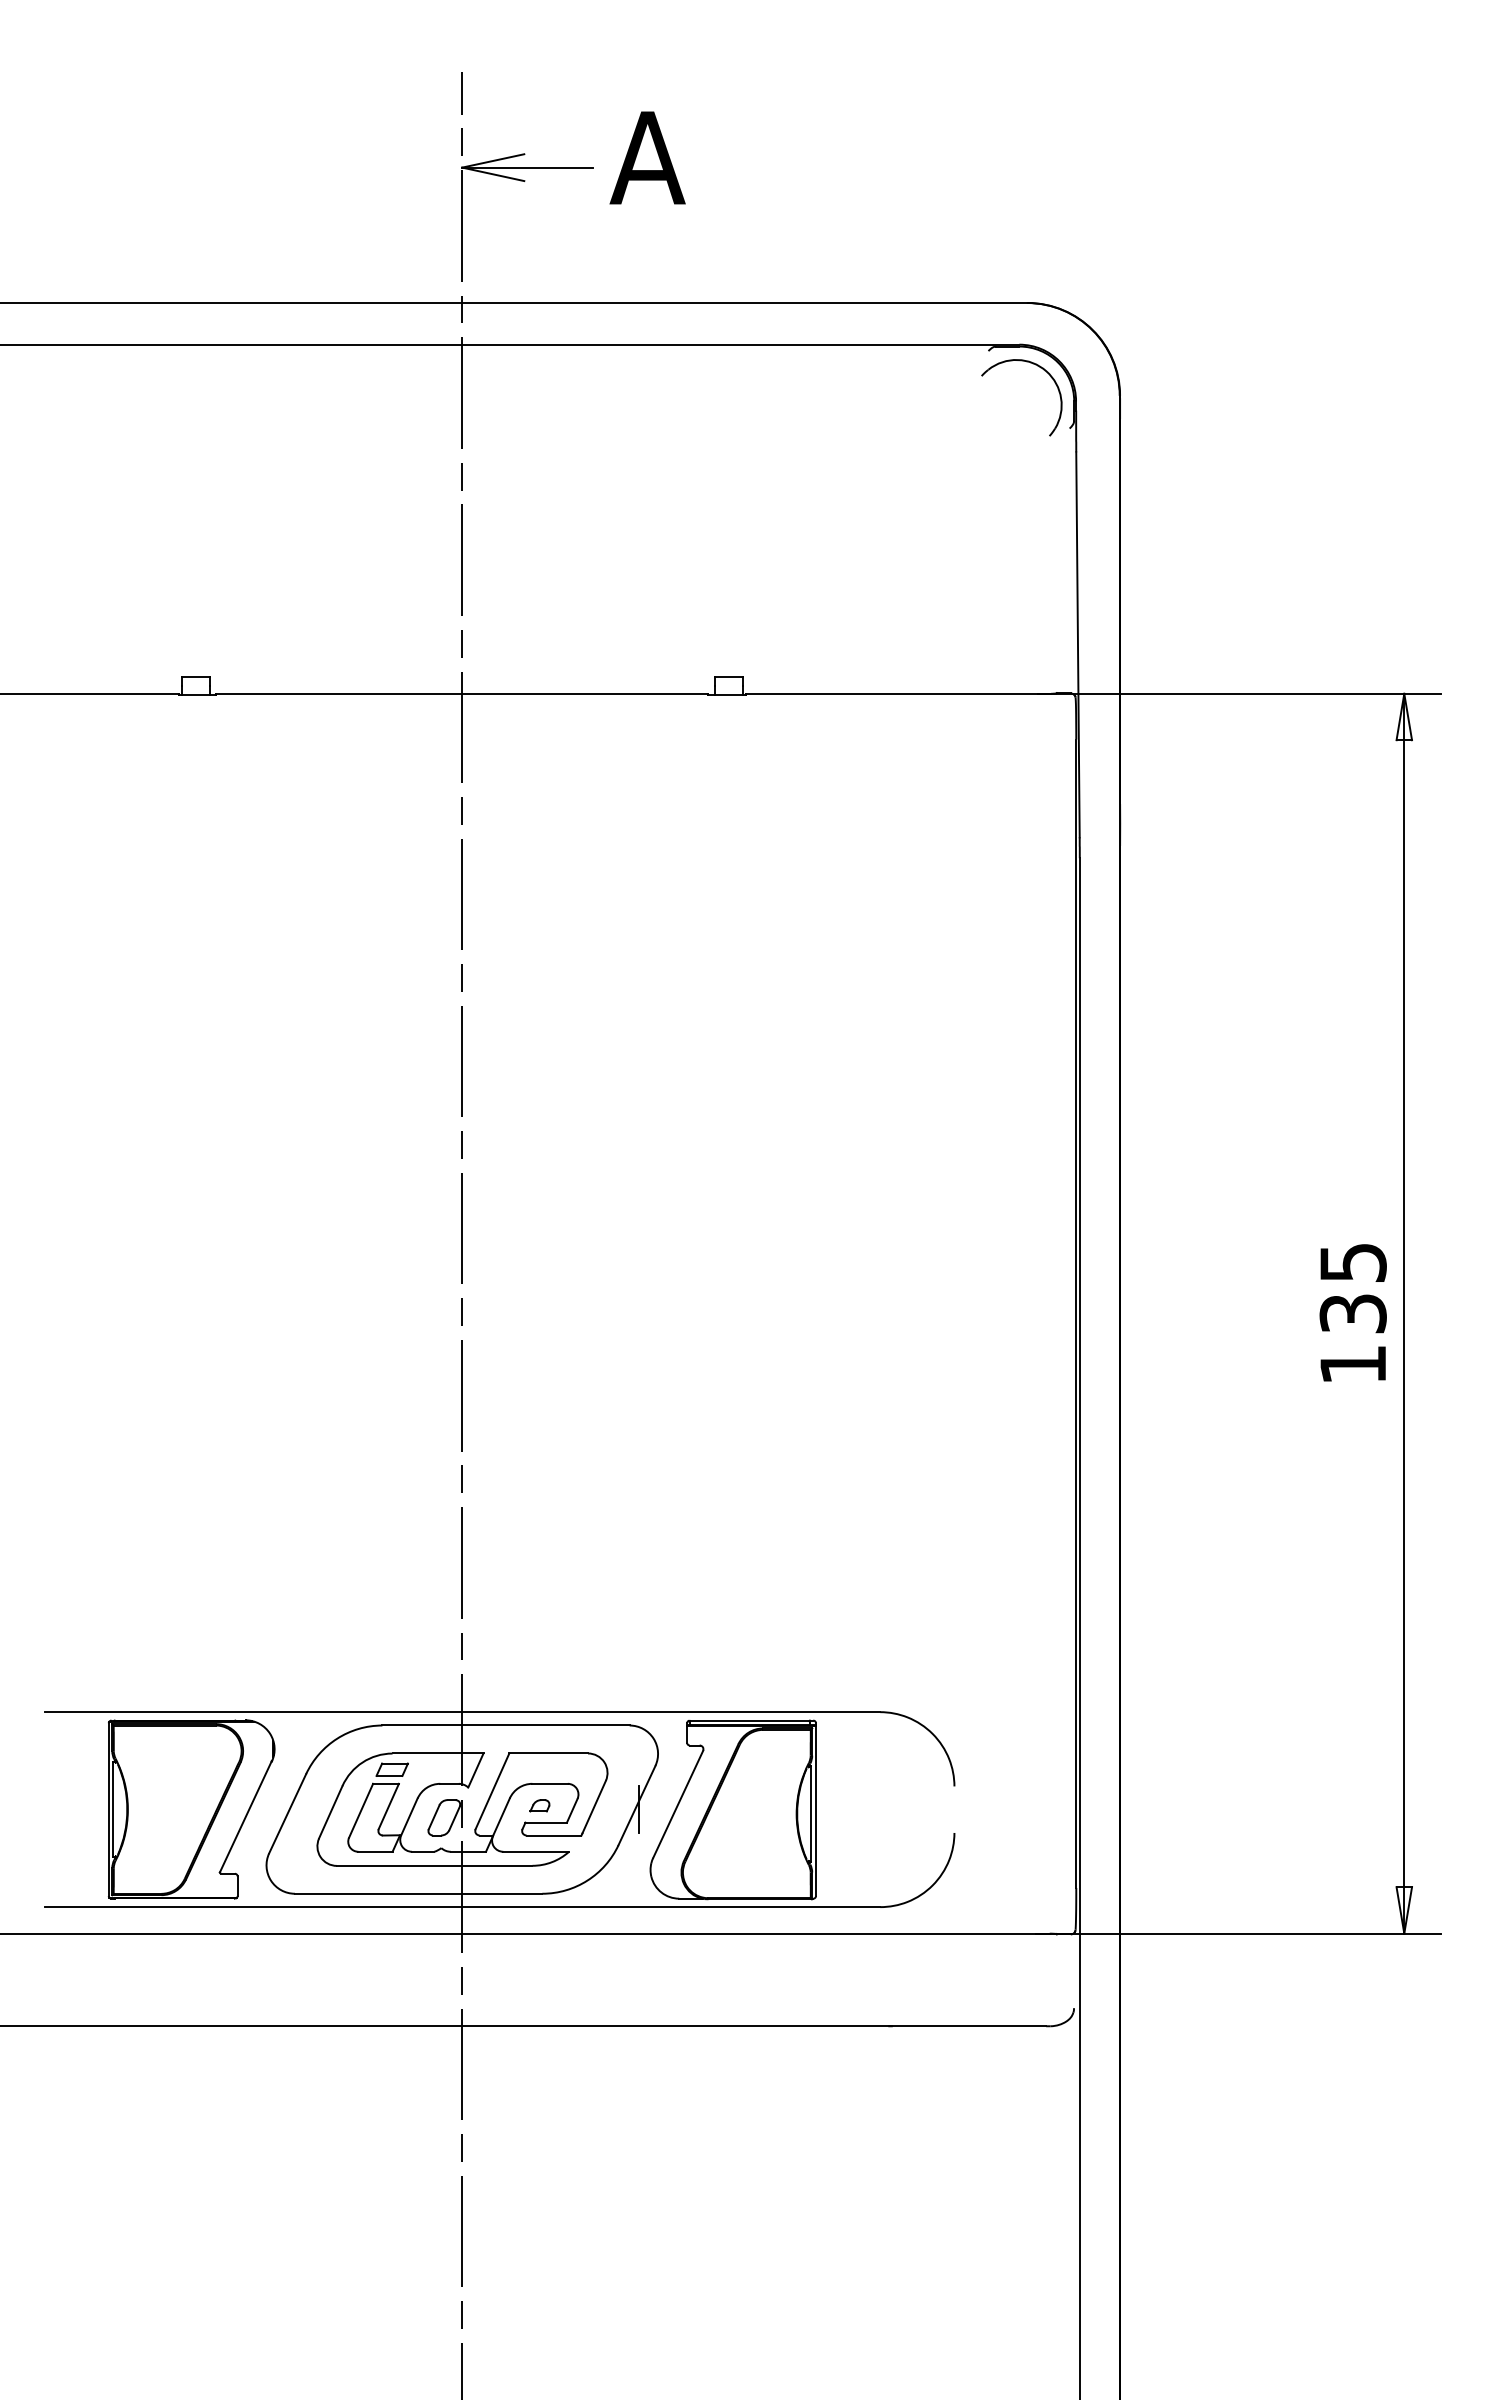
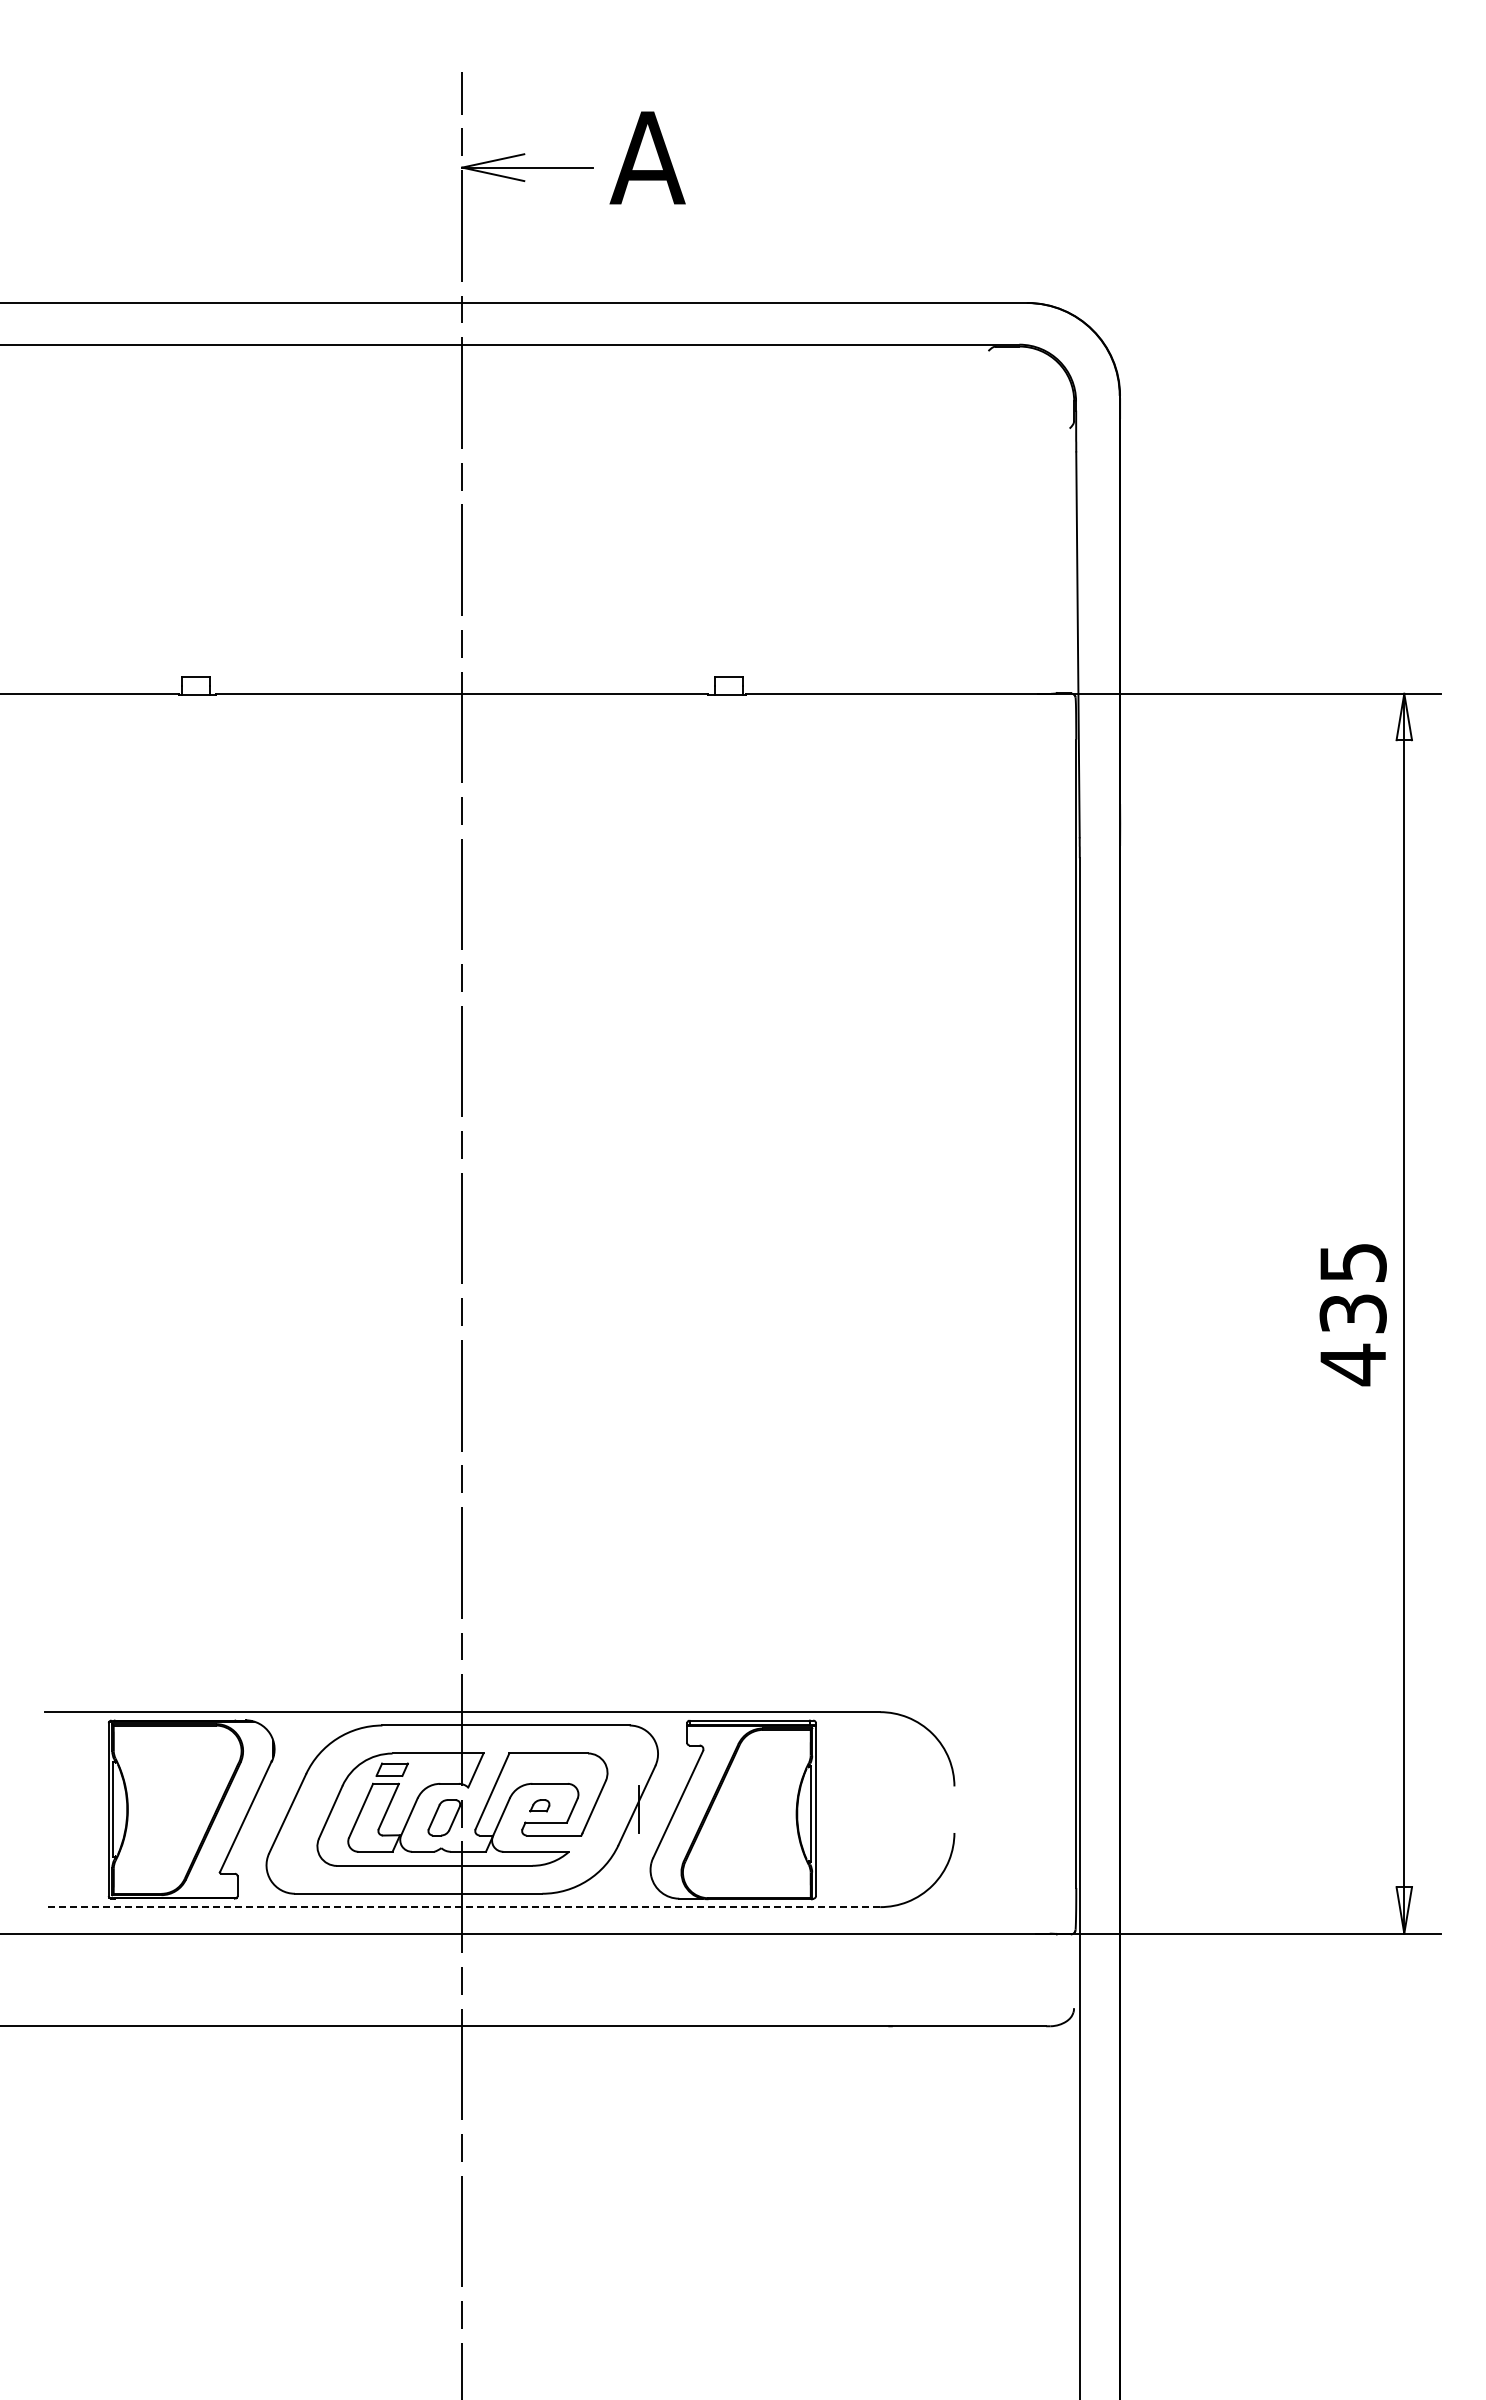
part: present -> none (1040, 368)
text: 135 -> 435 (1352, 1364)
line: solid -> dashed (462, 1907)
